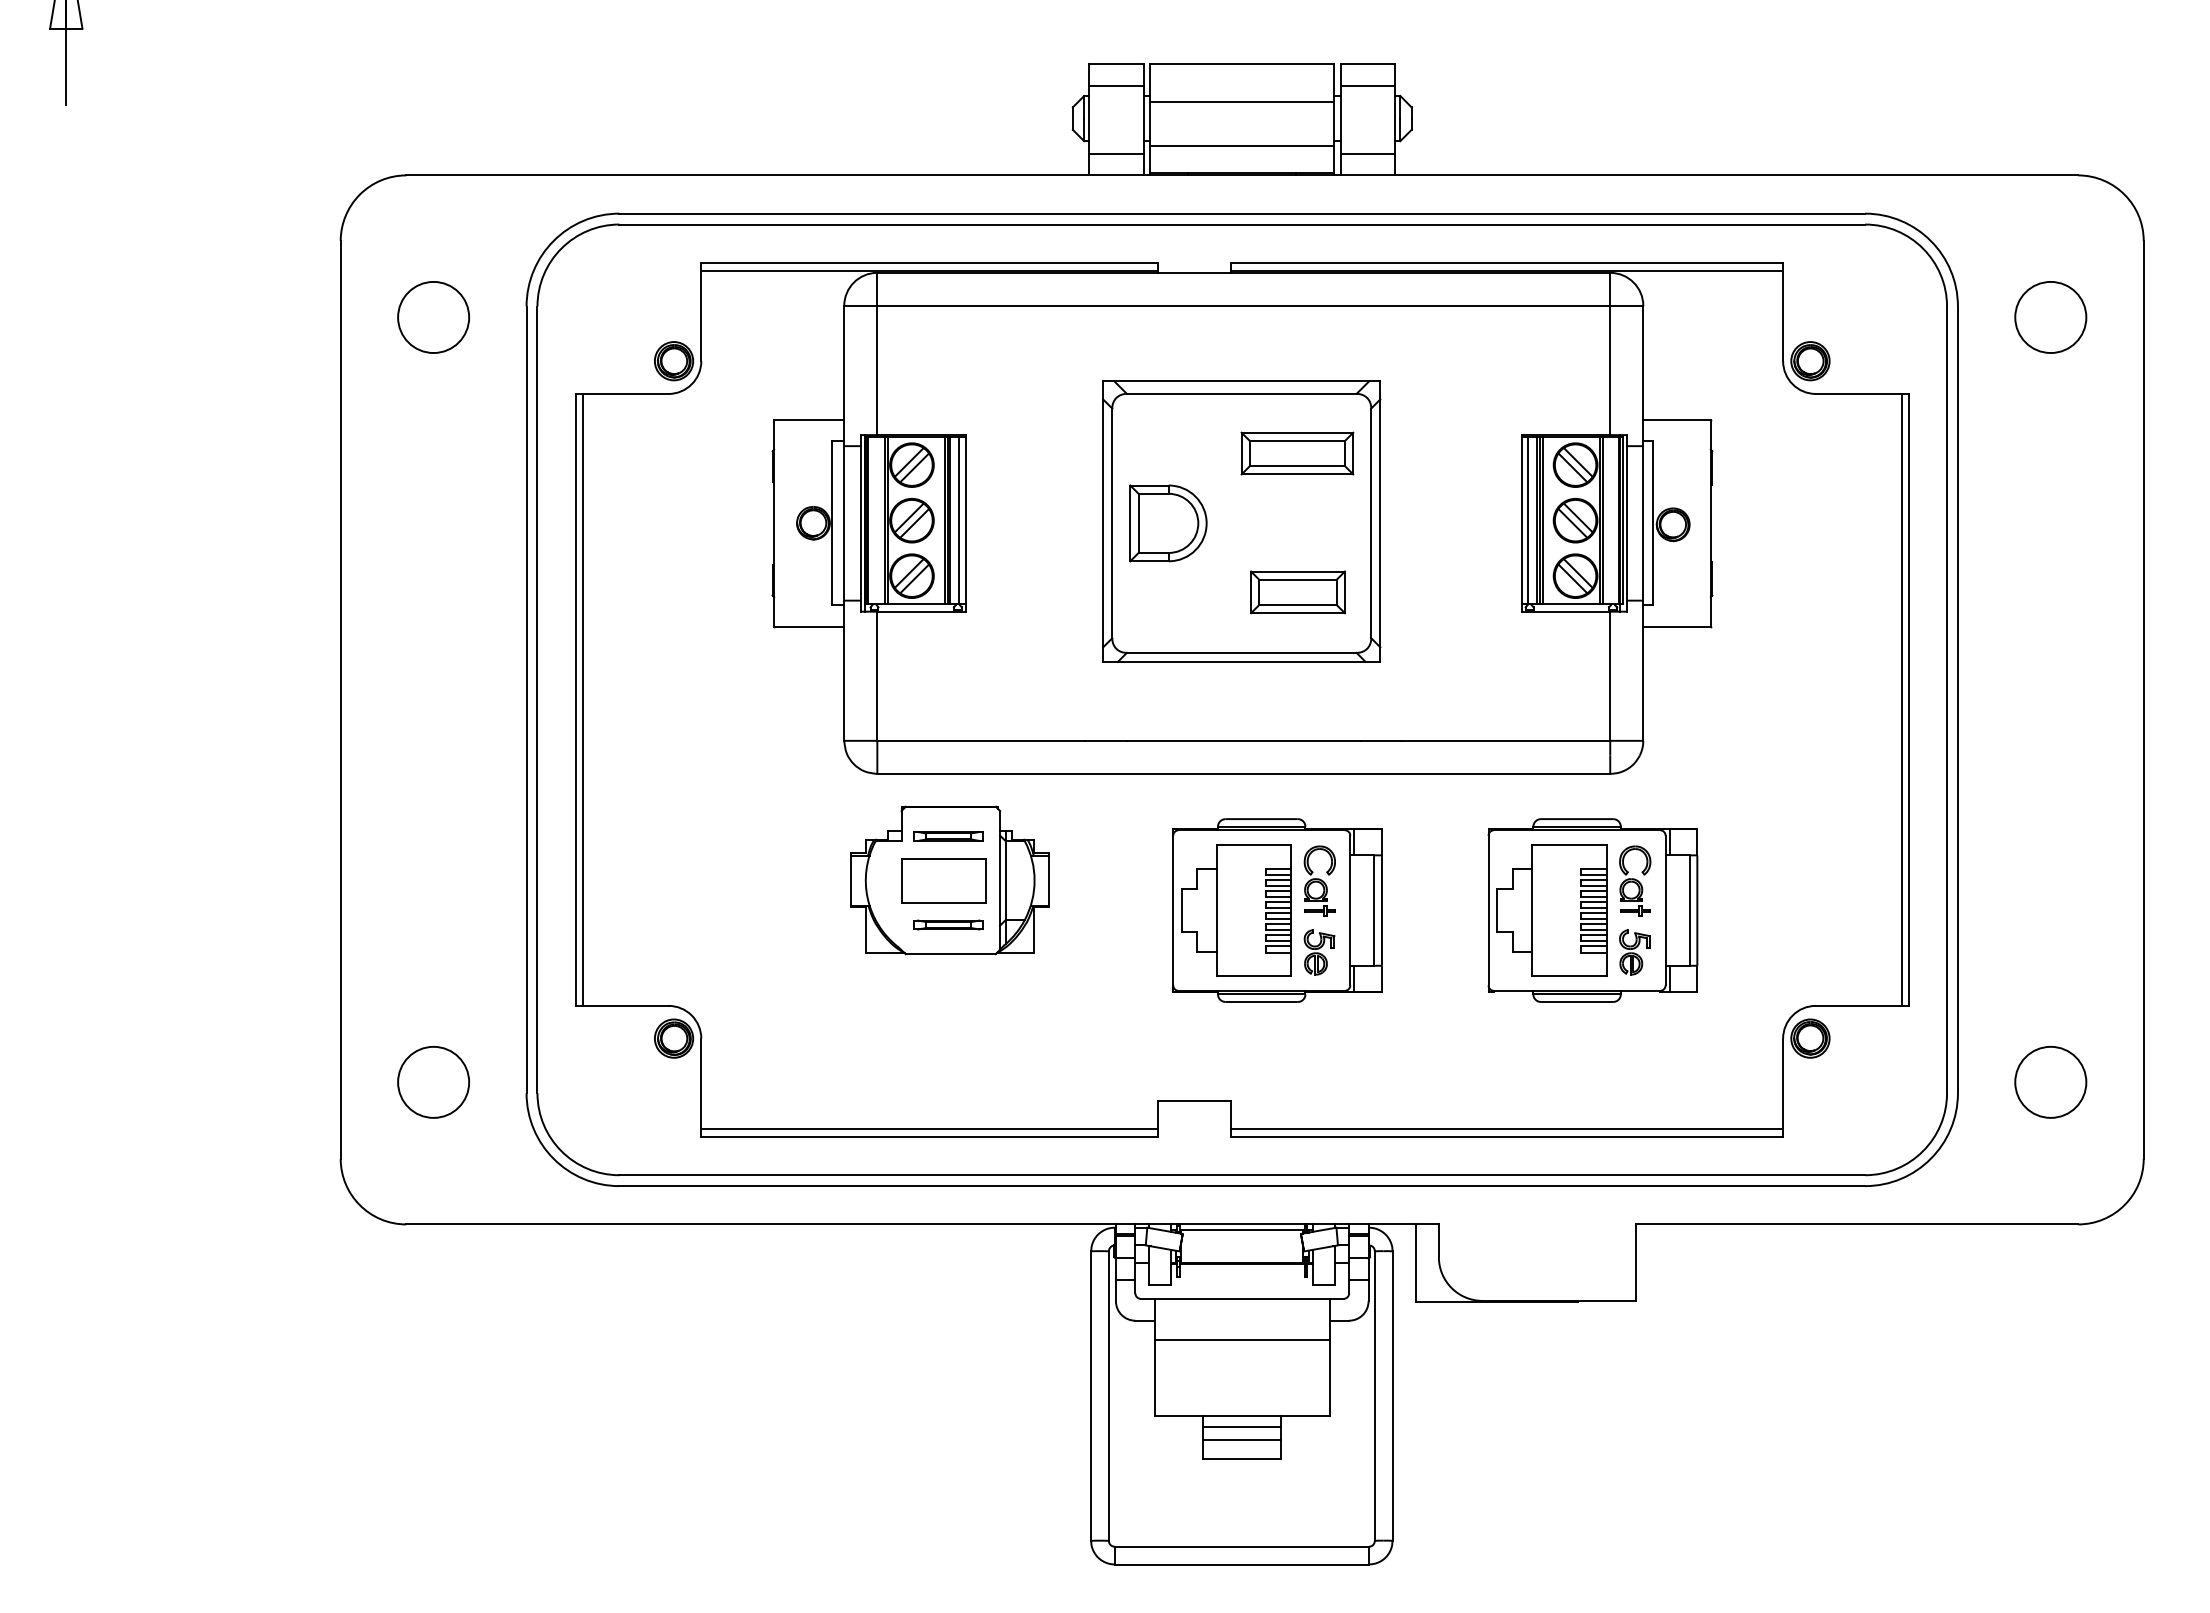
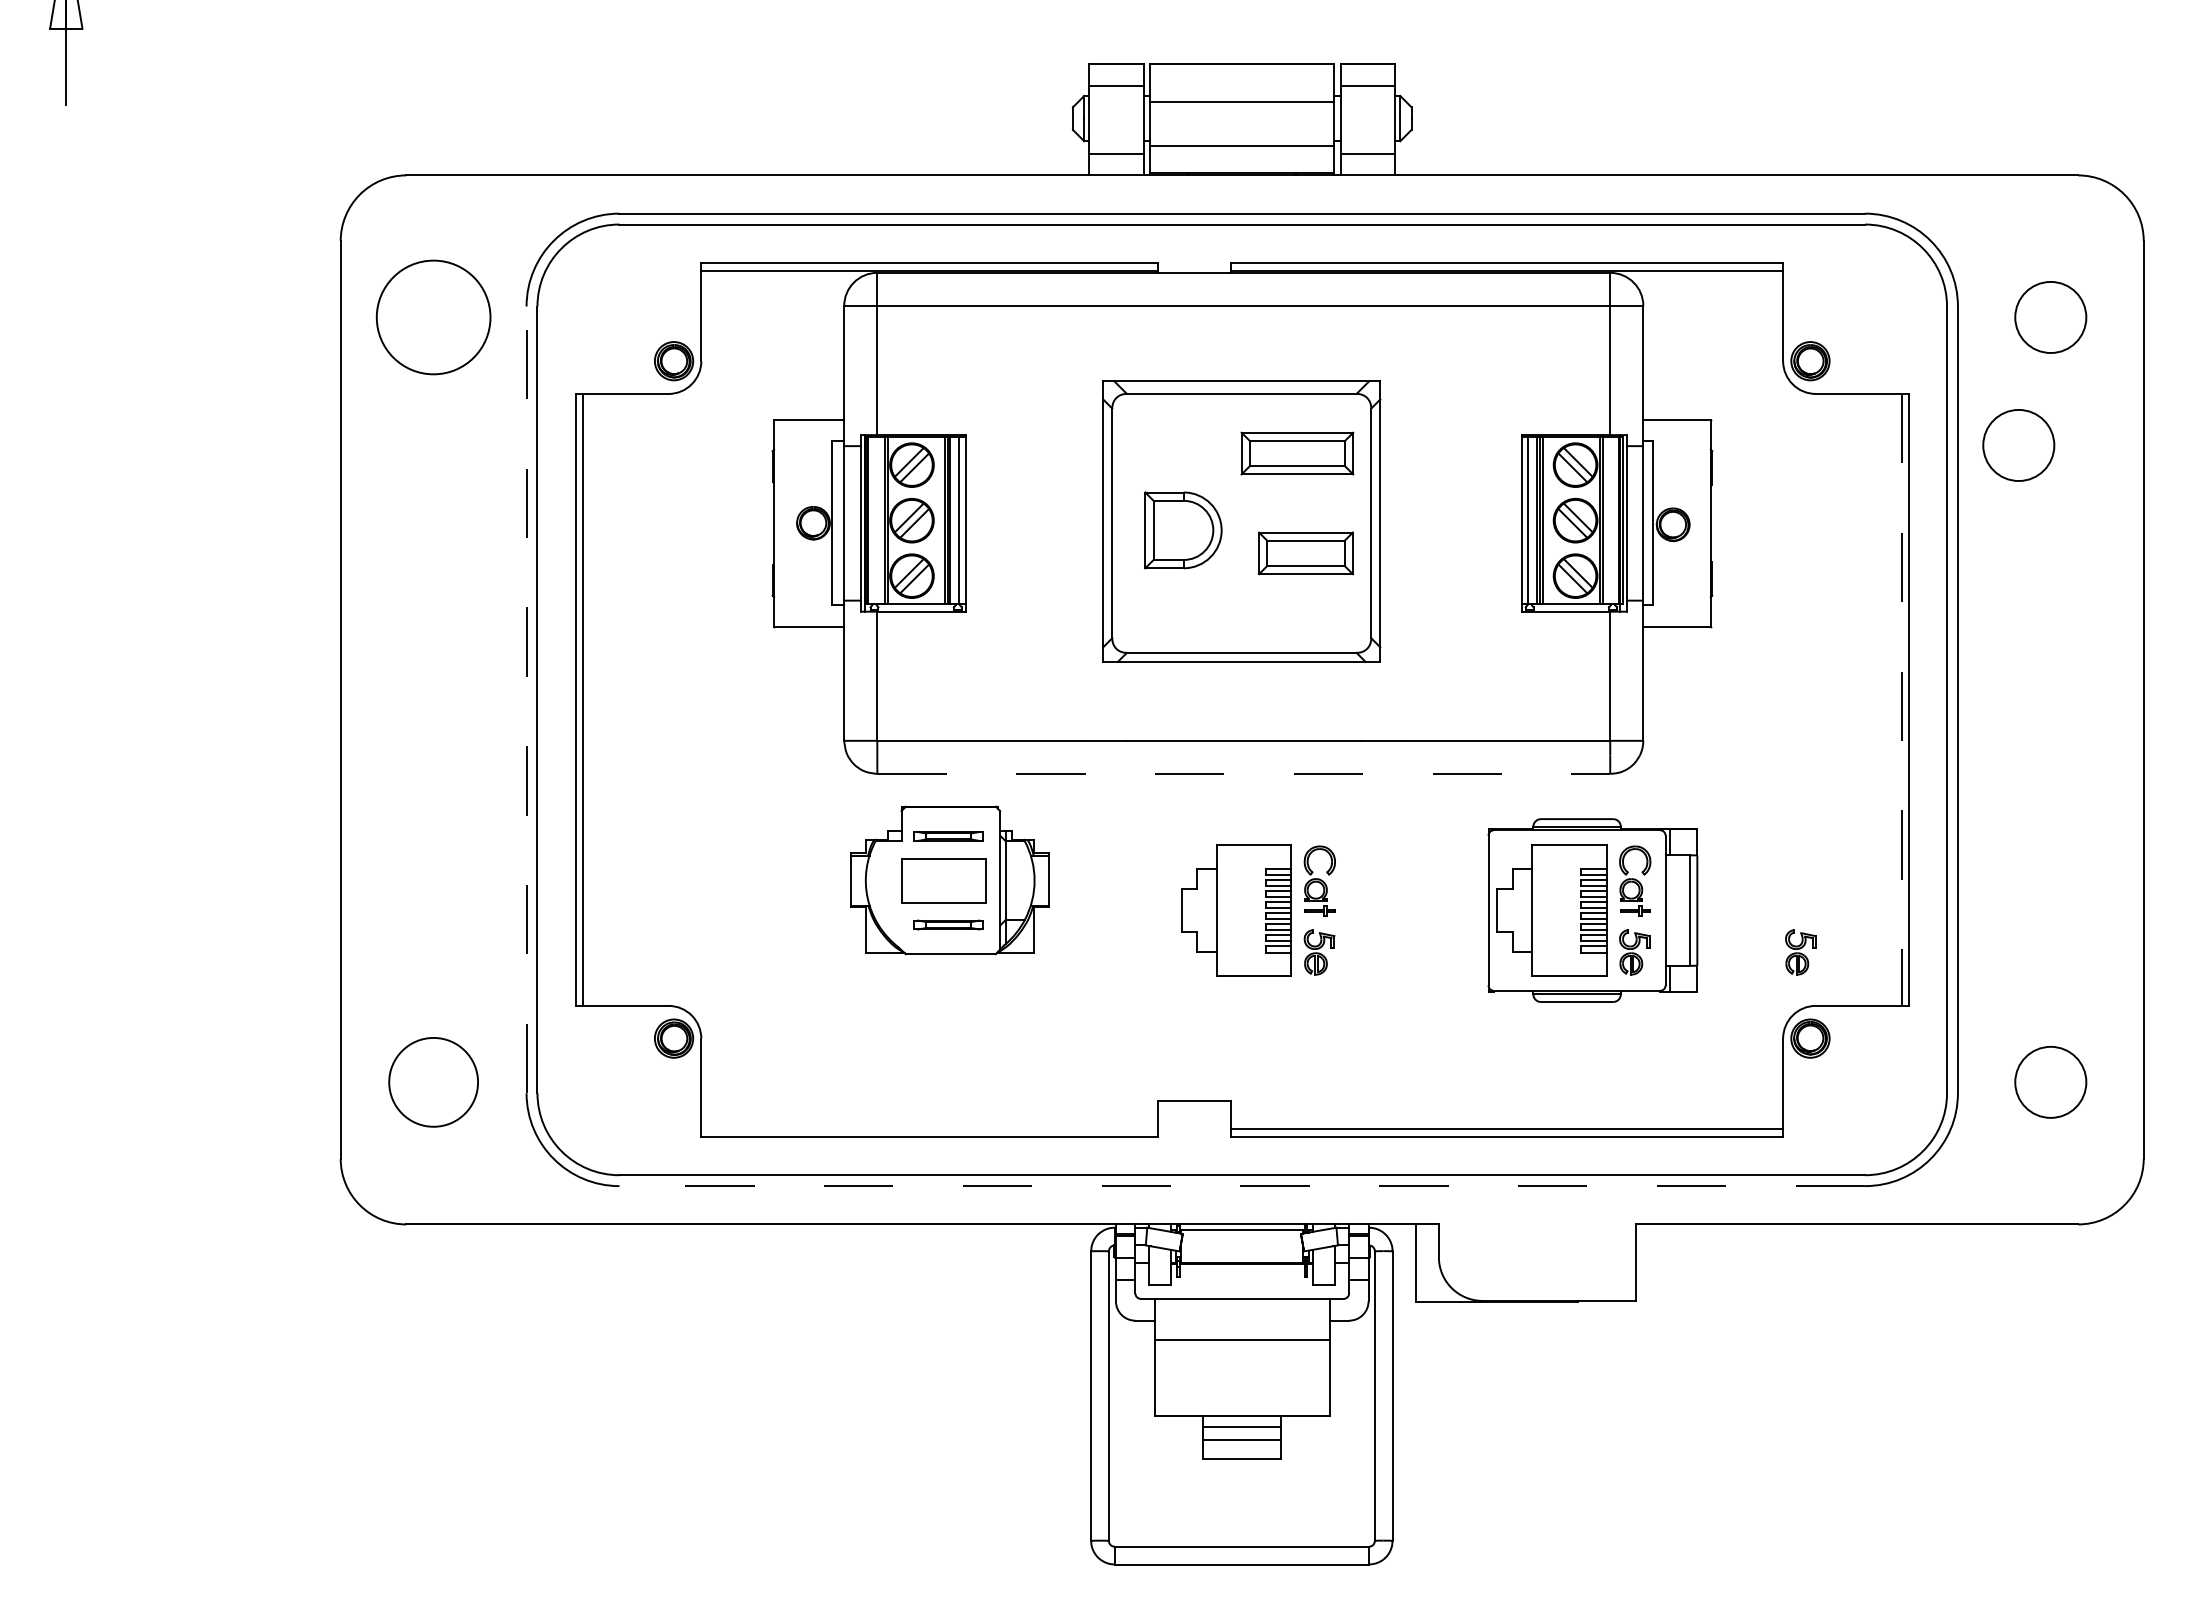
circle diameter: 71 px -> 114 px (433, 317)
circle: none -> present (2018, 445)
part position: (1168, 523) -> (1183, 530) (1183, 530)
part position: (1297, 592) -> (1305, 553) (1305, 553)
line: solid -> dashed (526, 699)
line: solid -> dashed (1901, 699)
line: solid -> dashed (1244, 773)
part: present -> none (1277, 910)
part: none -> present (1800, 952)
circle diameter: 71 px -> 89 px (433, 1081)
line: present -> none (929, 1128)
line: solid -> dashed (1242, 1186)
